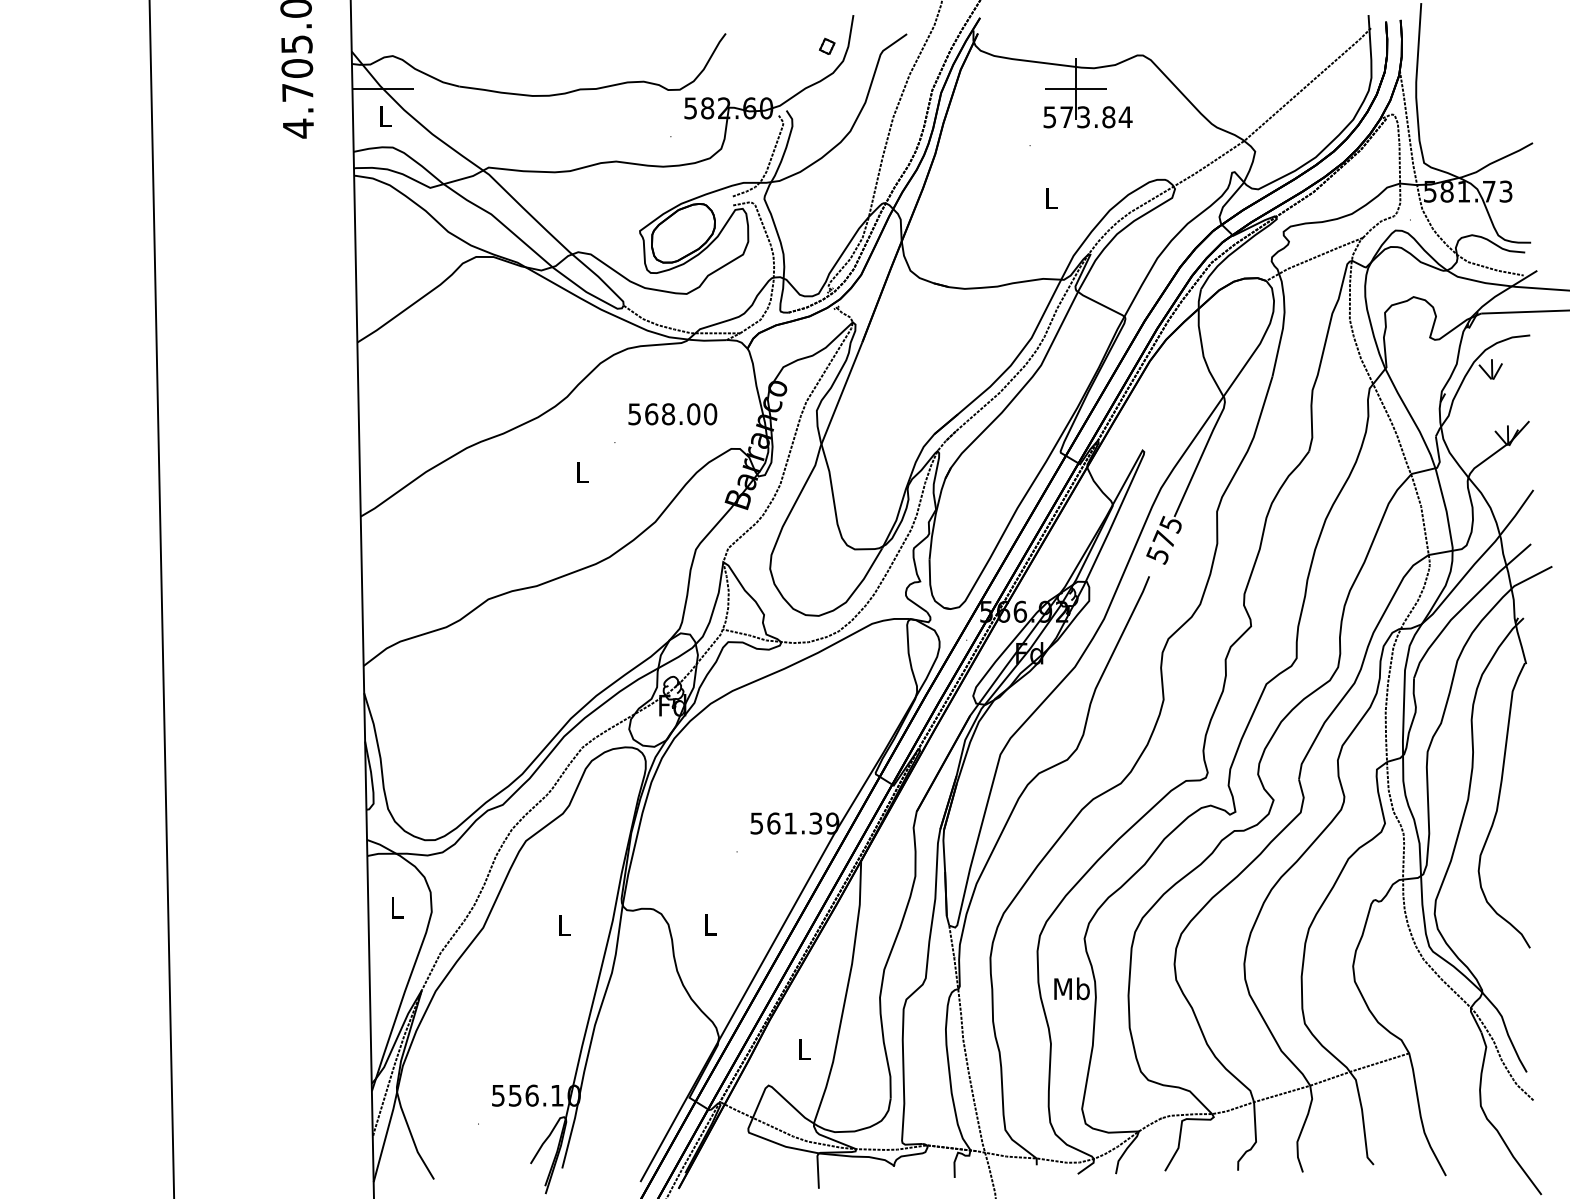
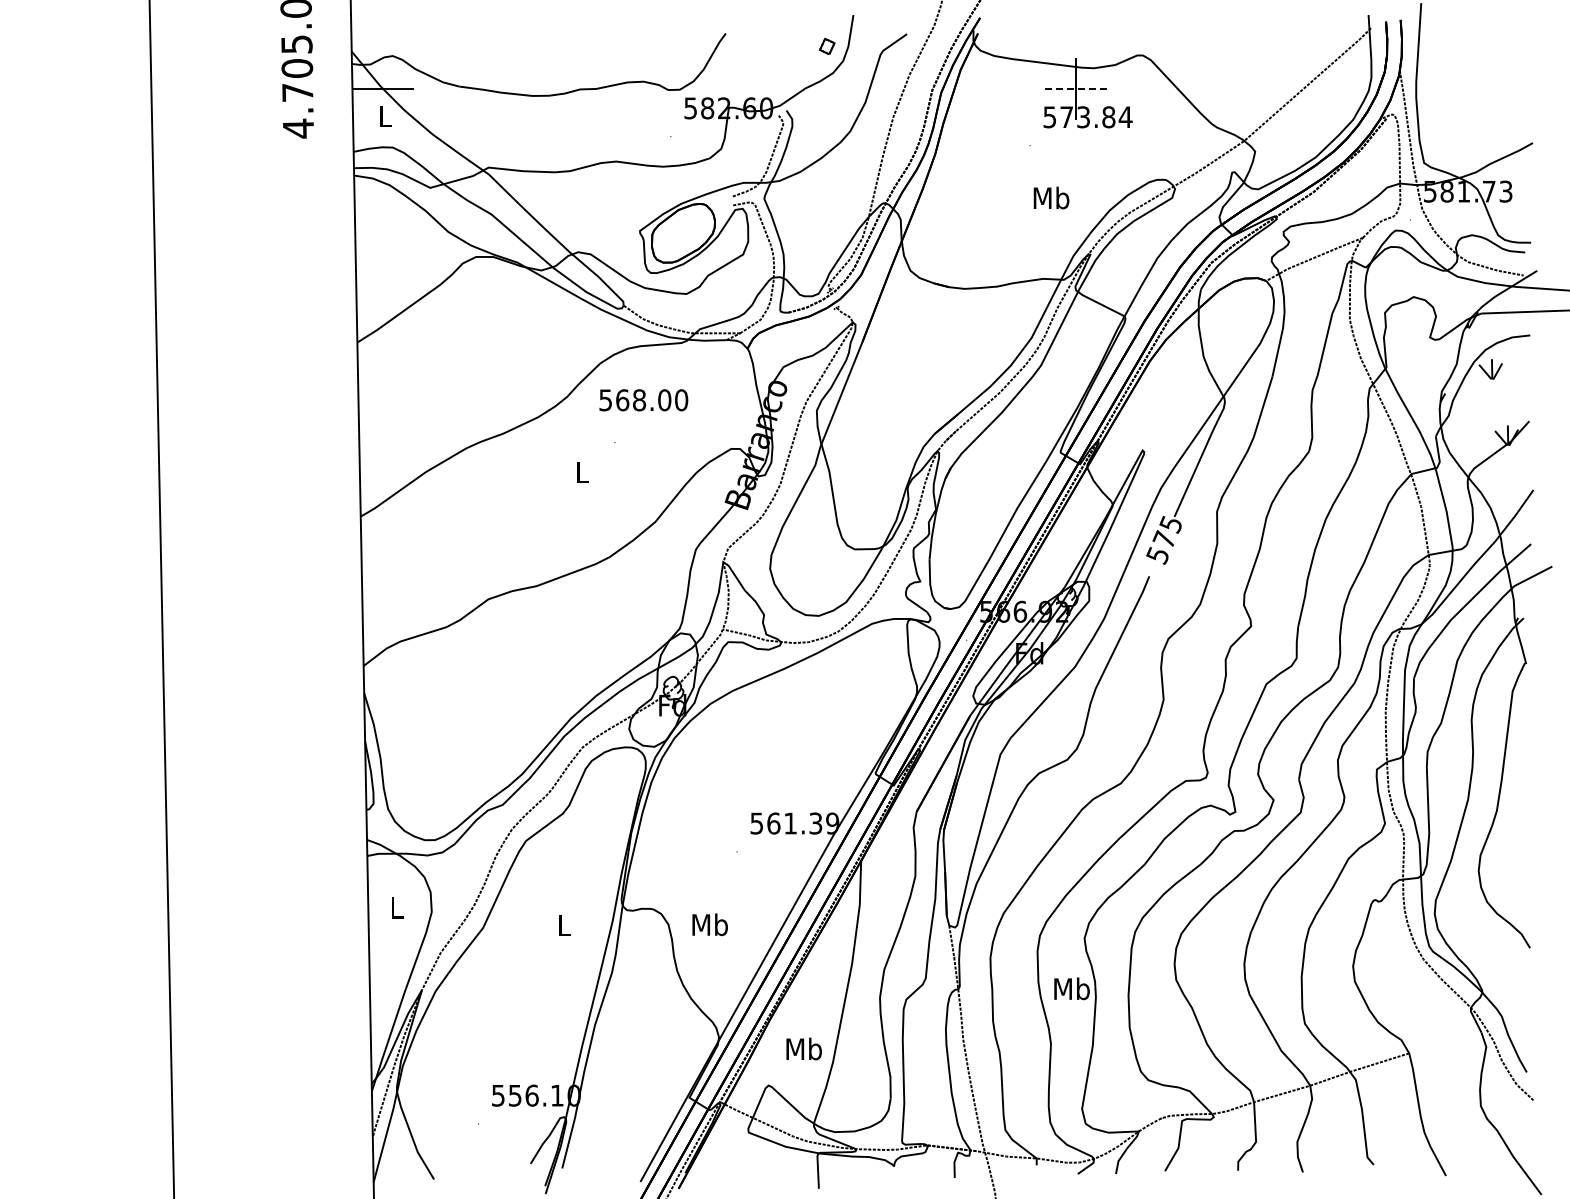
line: solid -> dashed (1075, 89)
text: L -> Mb (1051, 197)
text position: (672, 414) -> (643, 400) (643, 400)
text: L -> Mb (709, 924)
text: L -> Mb (803, 1048)
